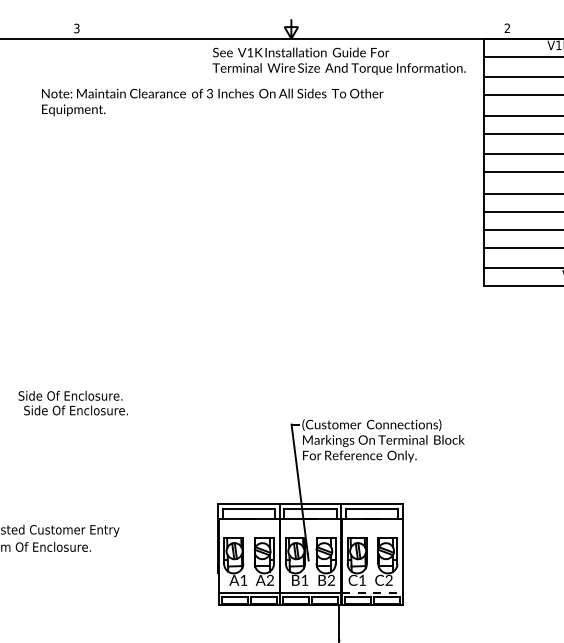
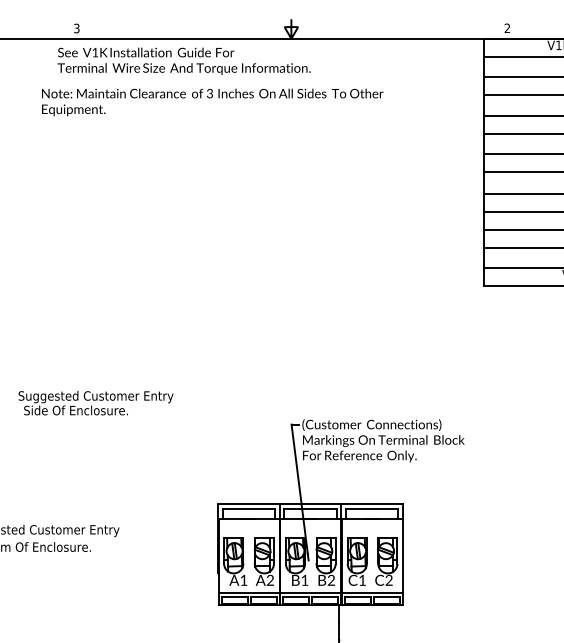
text position: (338, 60) -> (183, 60) (183, 60)
text: Side Of Enclosure. -> Suggested Customer Entry (99, 396)
line: dashed -> solid (372, 592)
